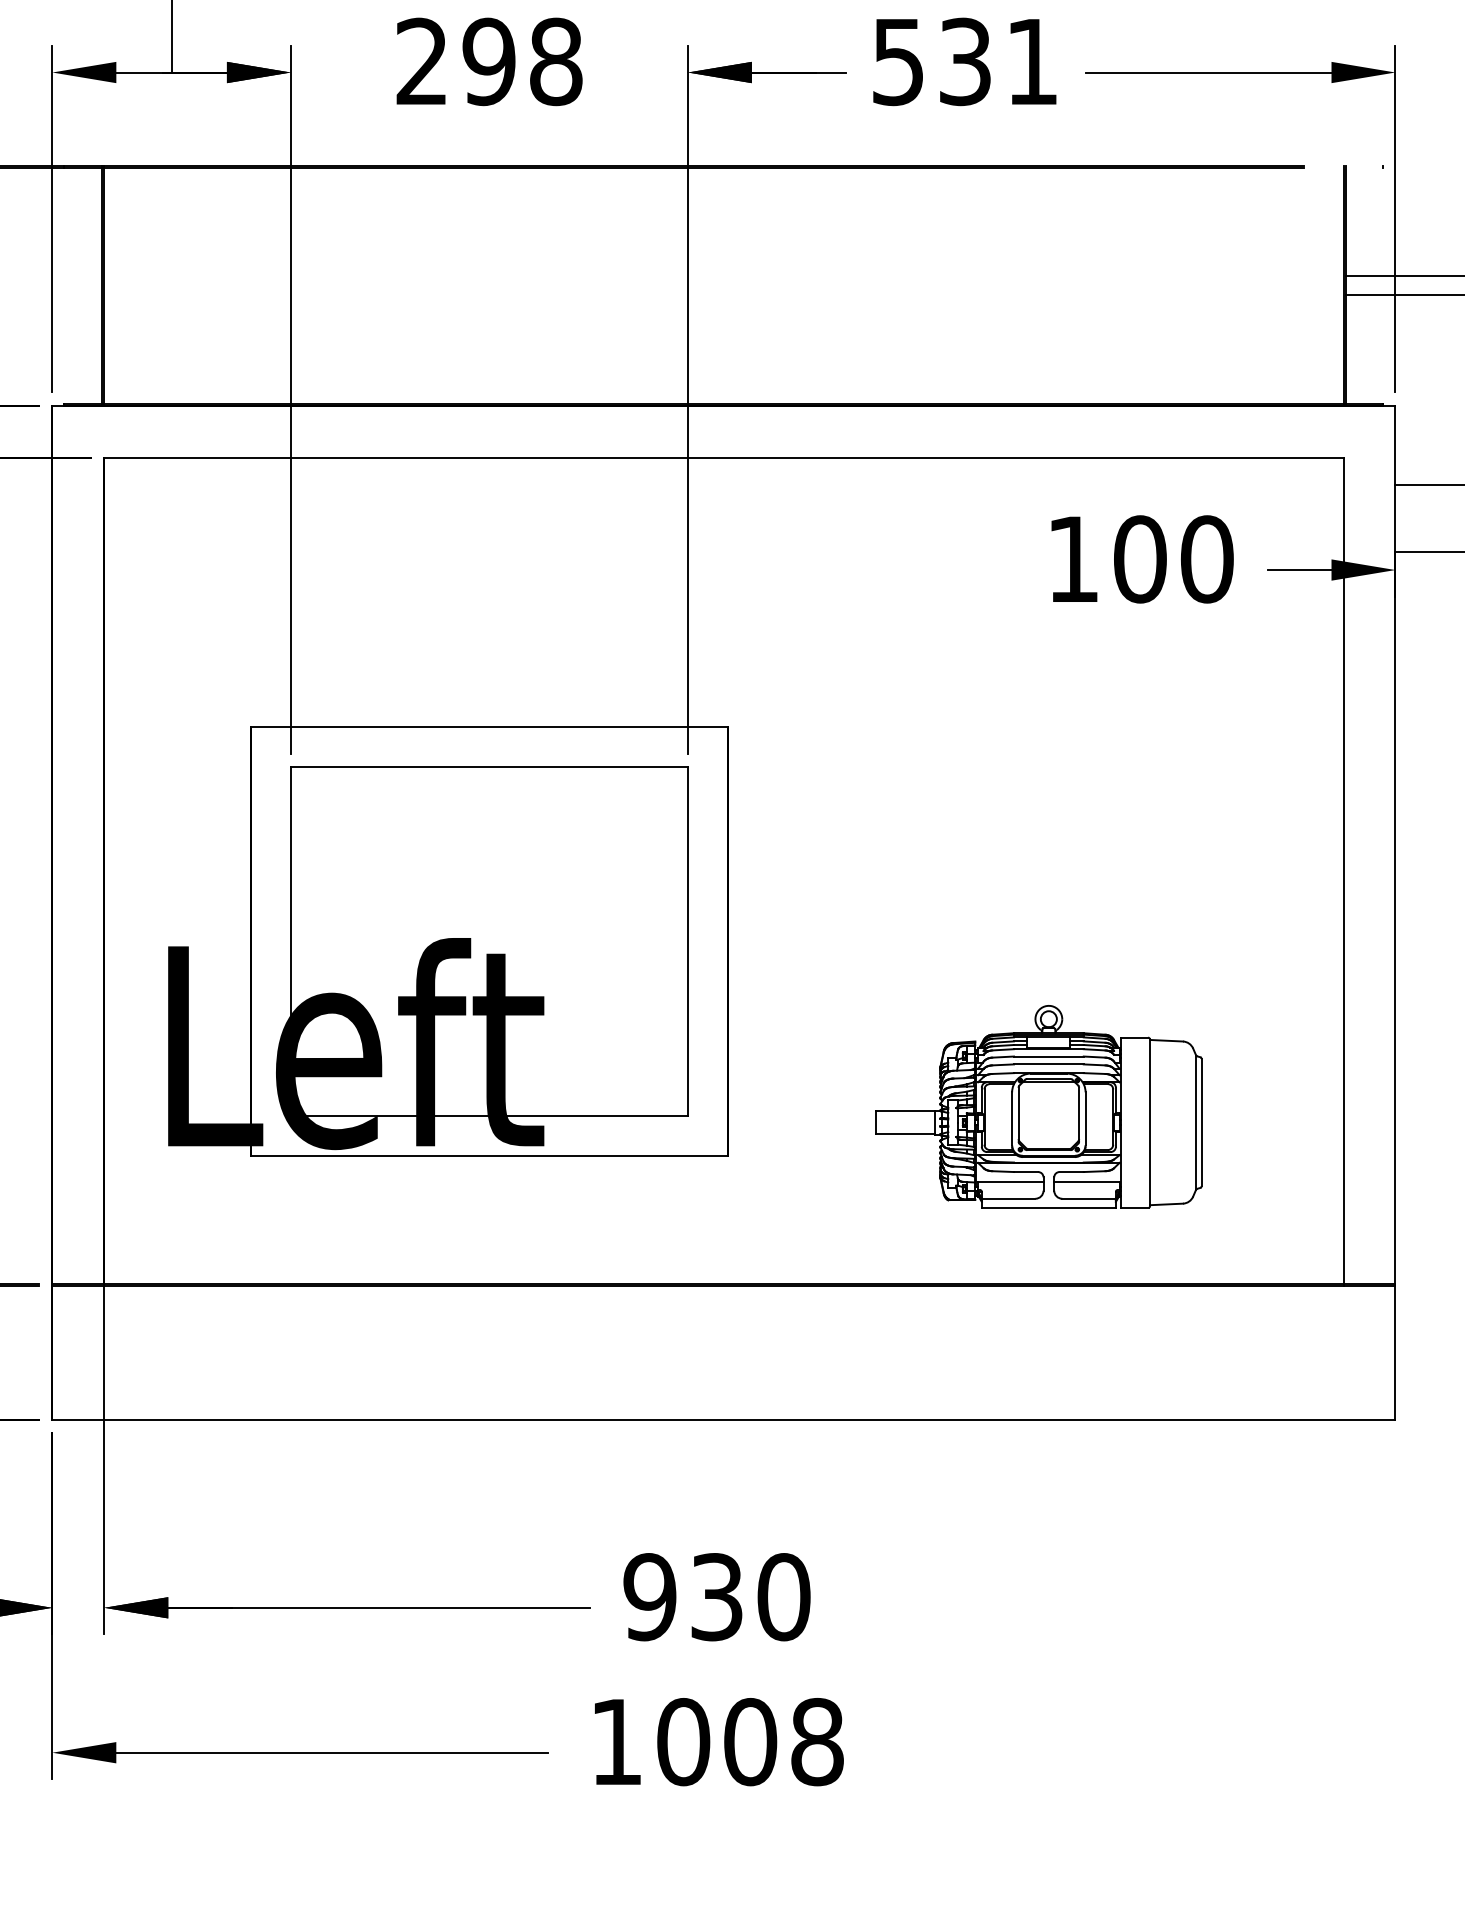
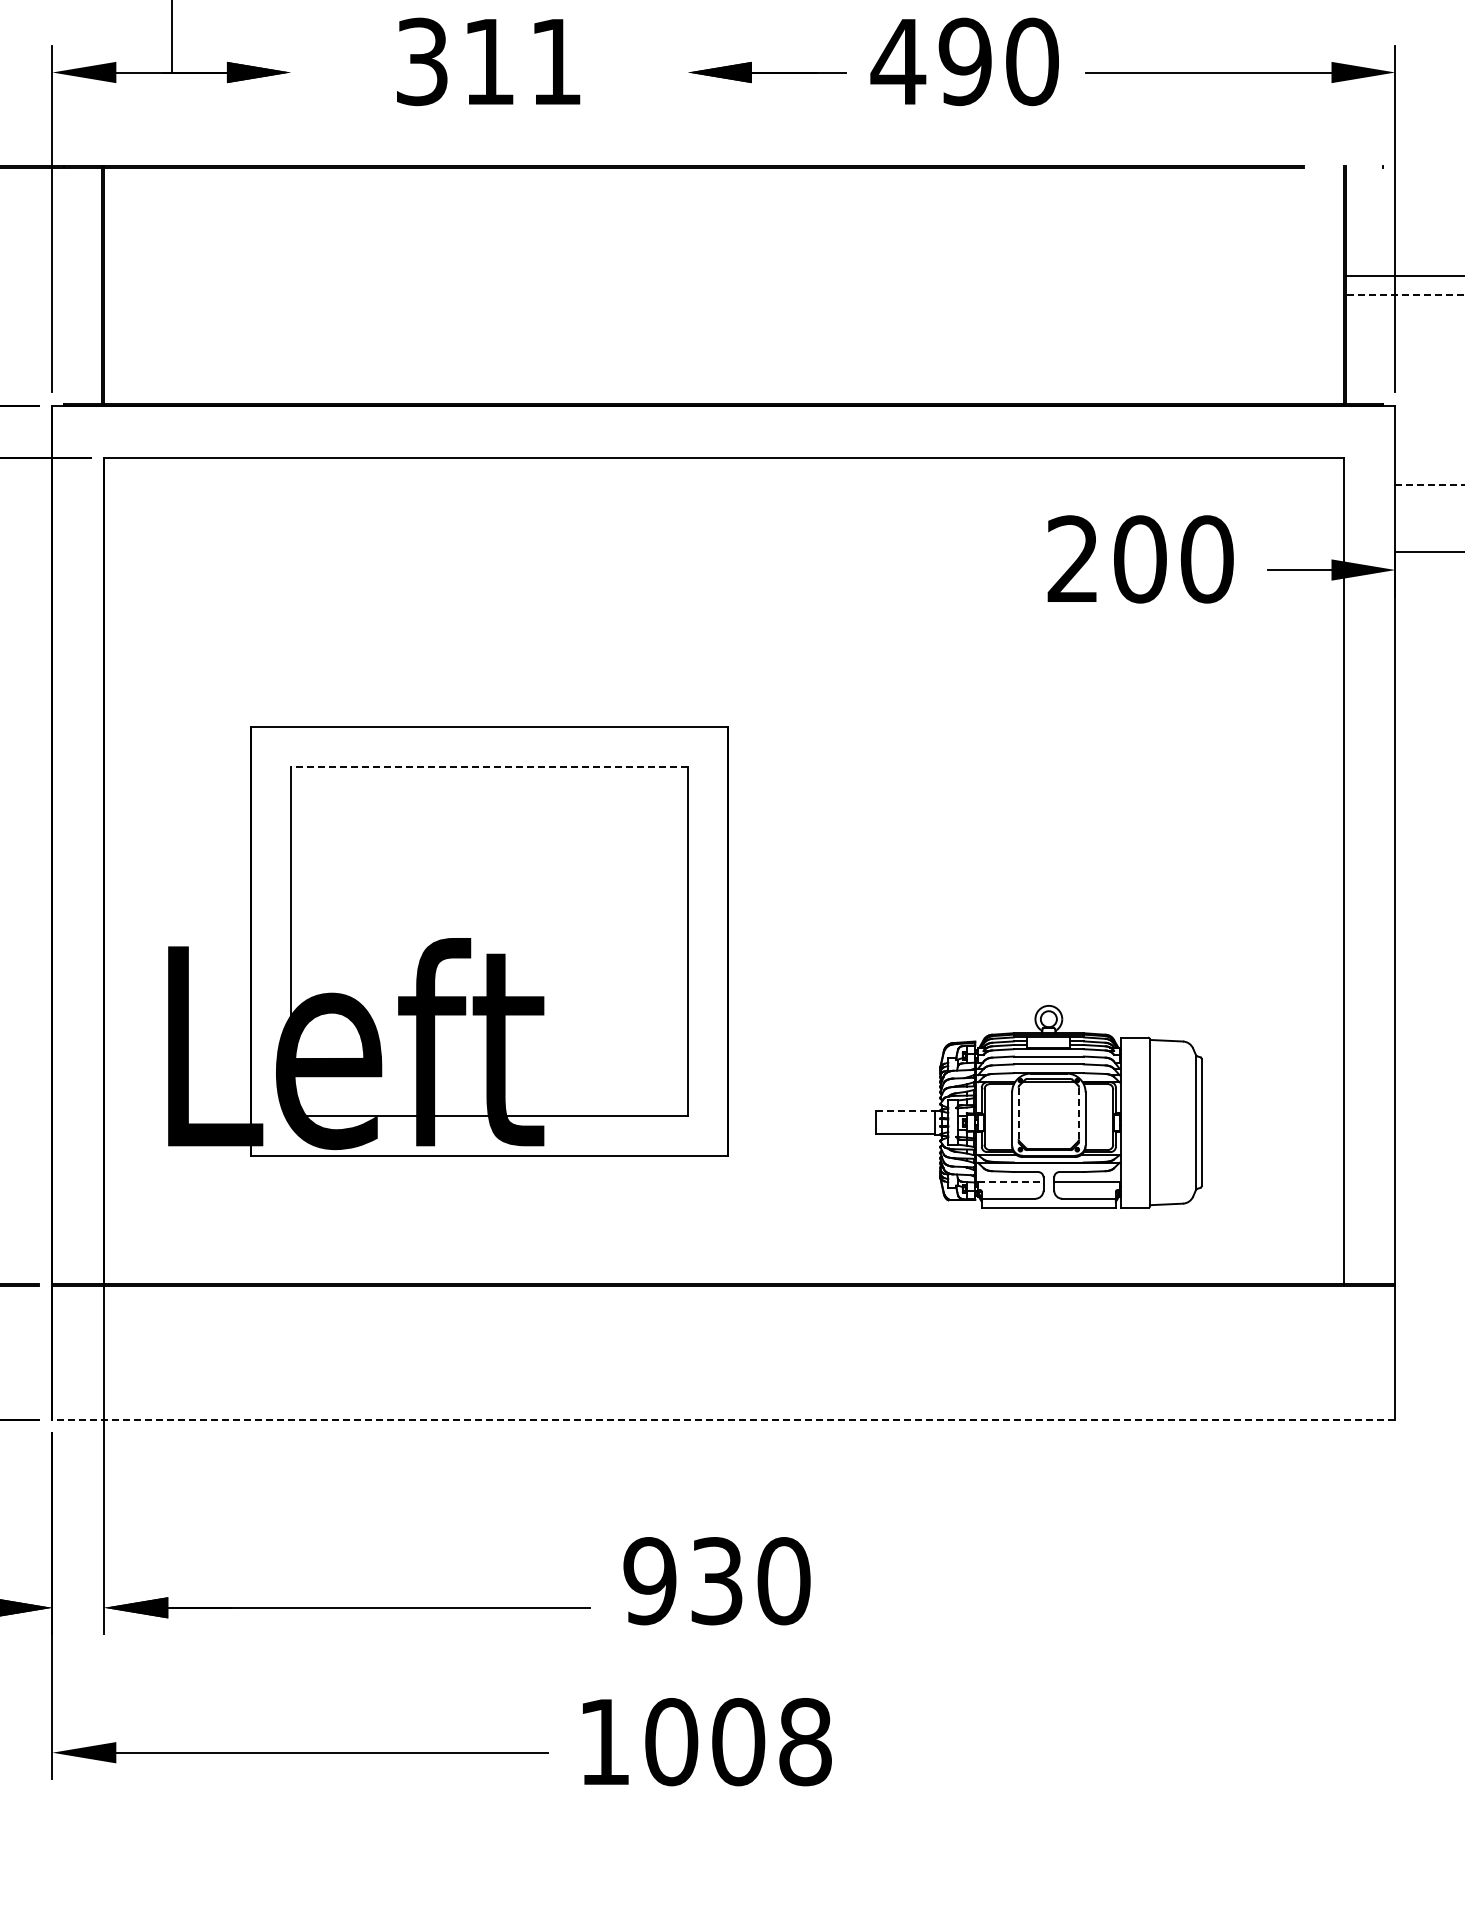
text: 298 -> 311 (489, 61)
text: 531 -> 490 (964, 61)
line: solid -> dashed (1404, 295)
line: present -> none (290, 399)
line: present -> none (687, 399)
line: solid -> dashed (1430, 484)
text: 100 -> 200 (1072, 558)
line: solid -> dashed (489, 767)
line: solid -> dashed (905, 1111)
line: solid -> dashed (1018, 1114)
line: solid -> dashed (1079, 1114)
line: solid -> dashed (1010, 1182)
line: solid -> dashed (723, 1419)
text position: (716, 1597) -> (716, 1581) (716, 1581)
text position: (719, 1742) -> (707, 1742) (707, 1742)
